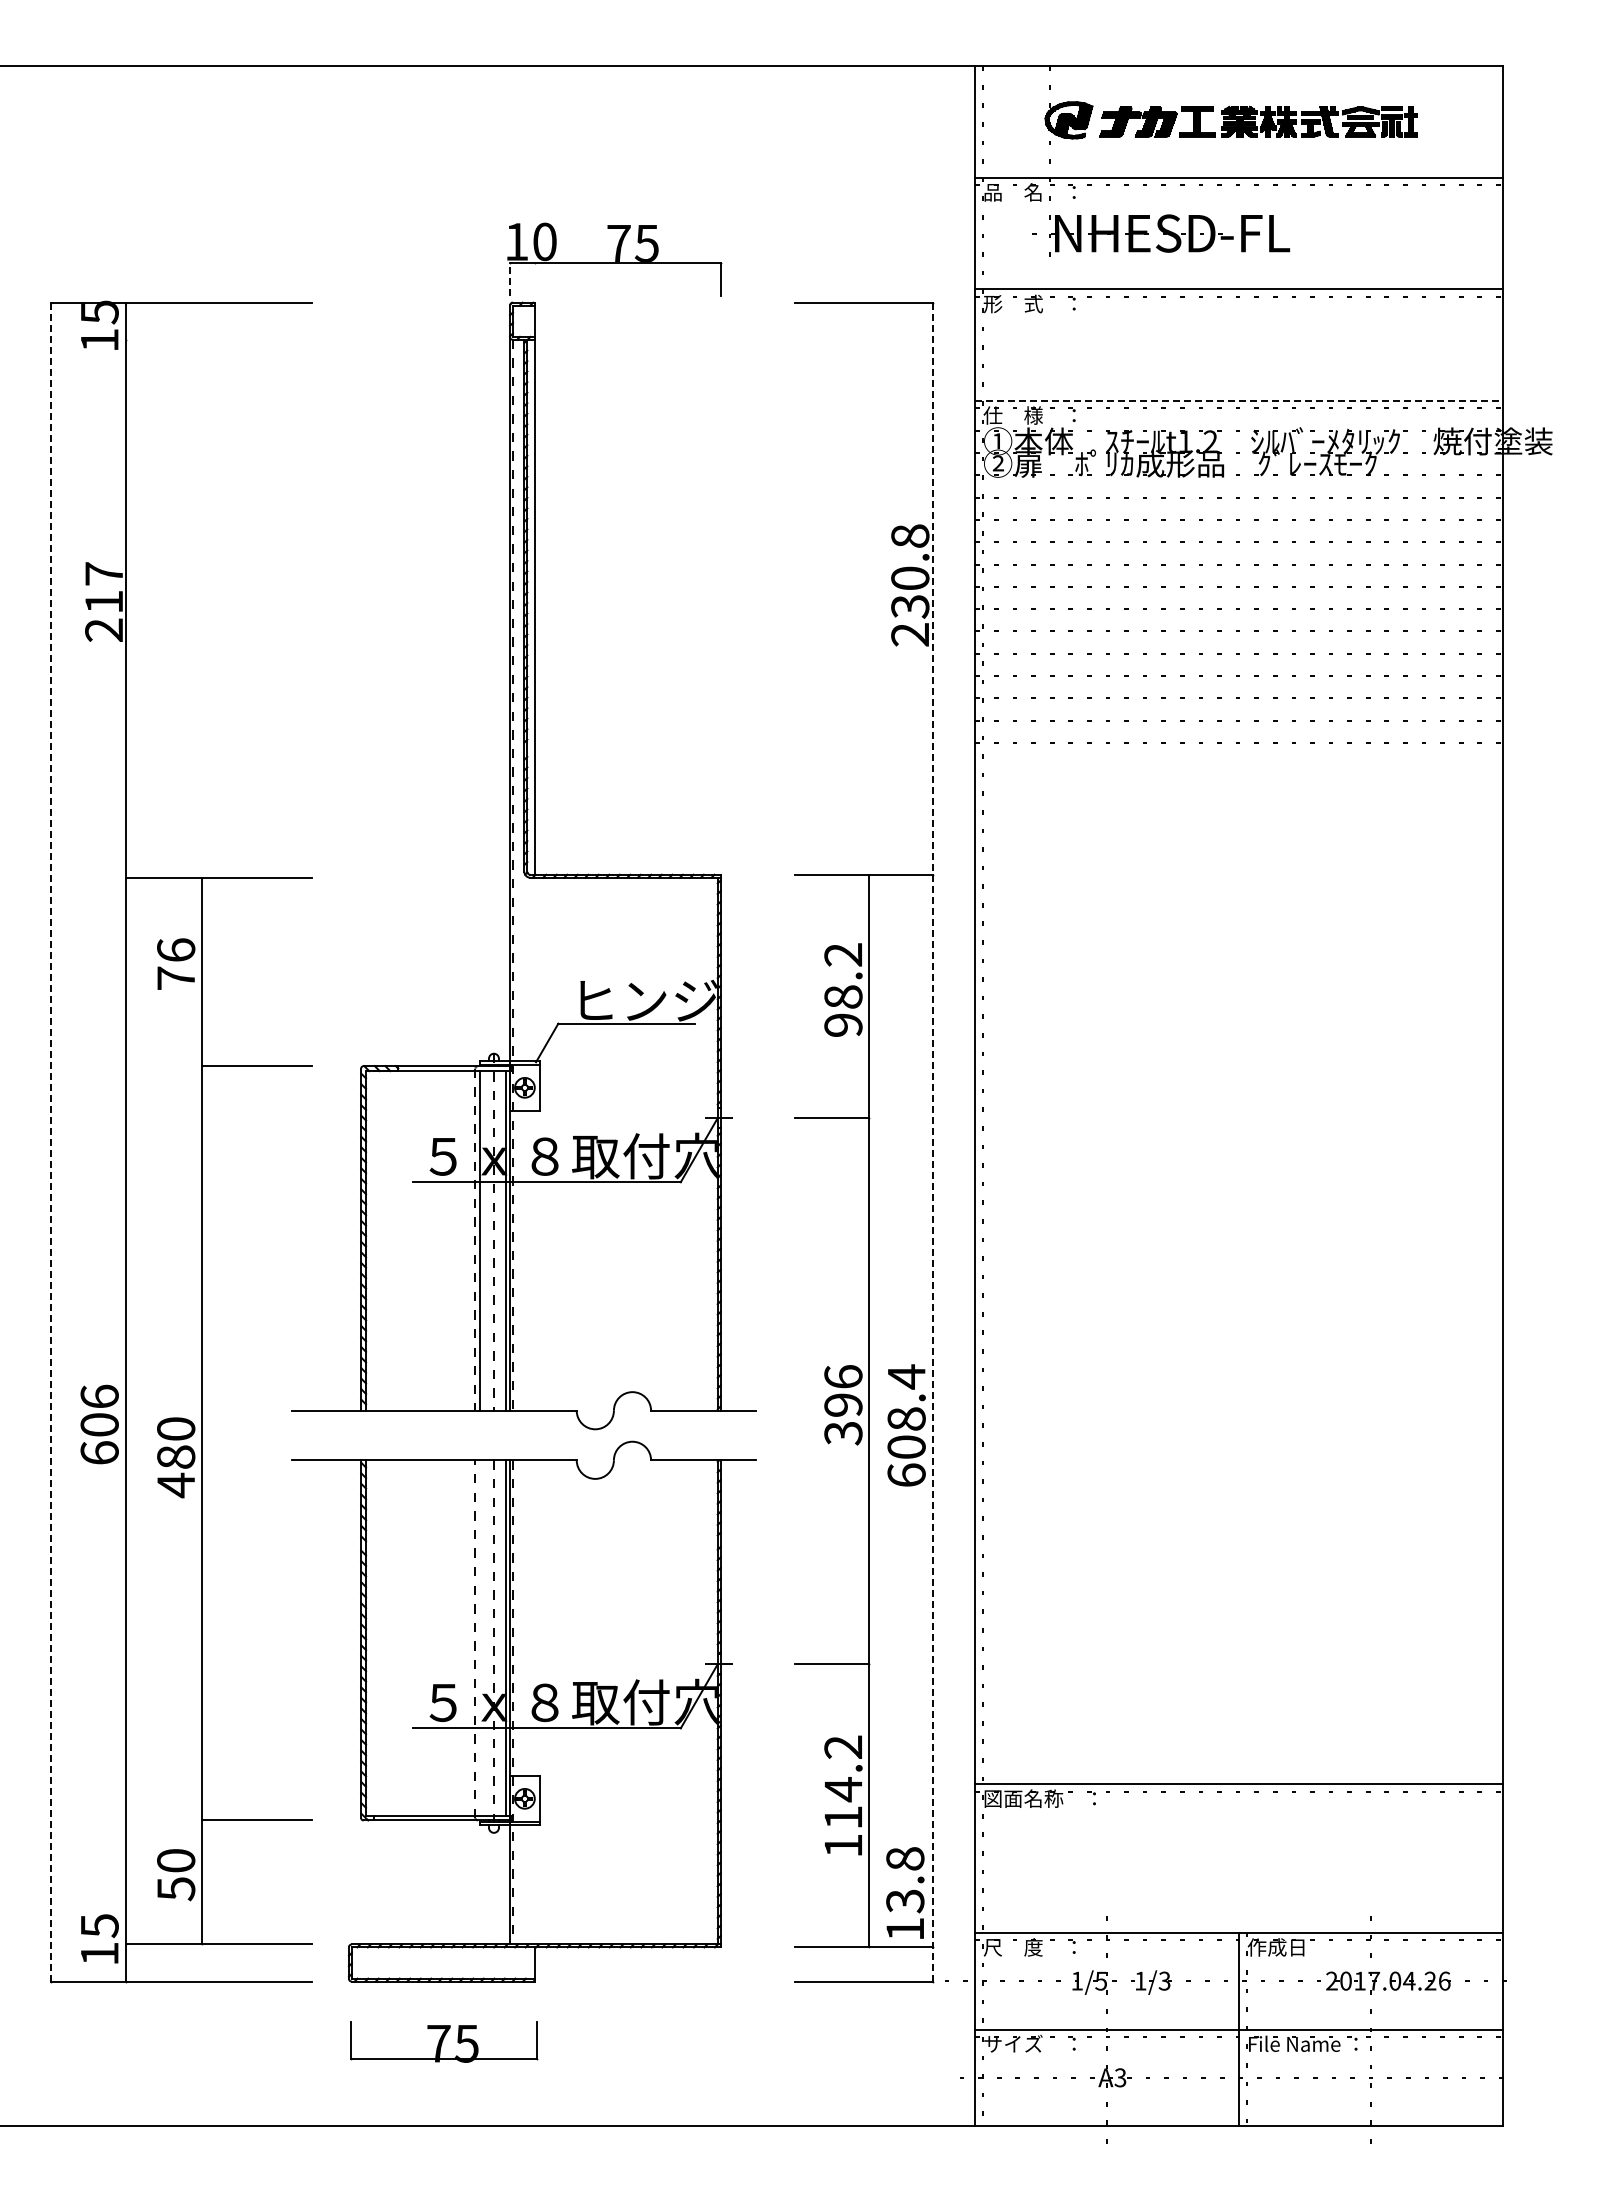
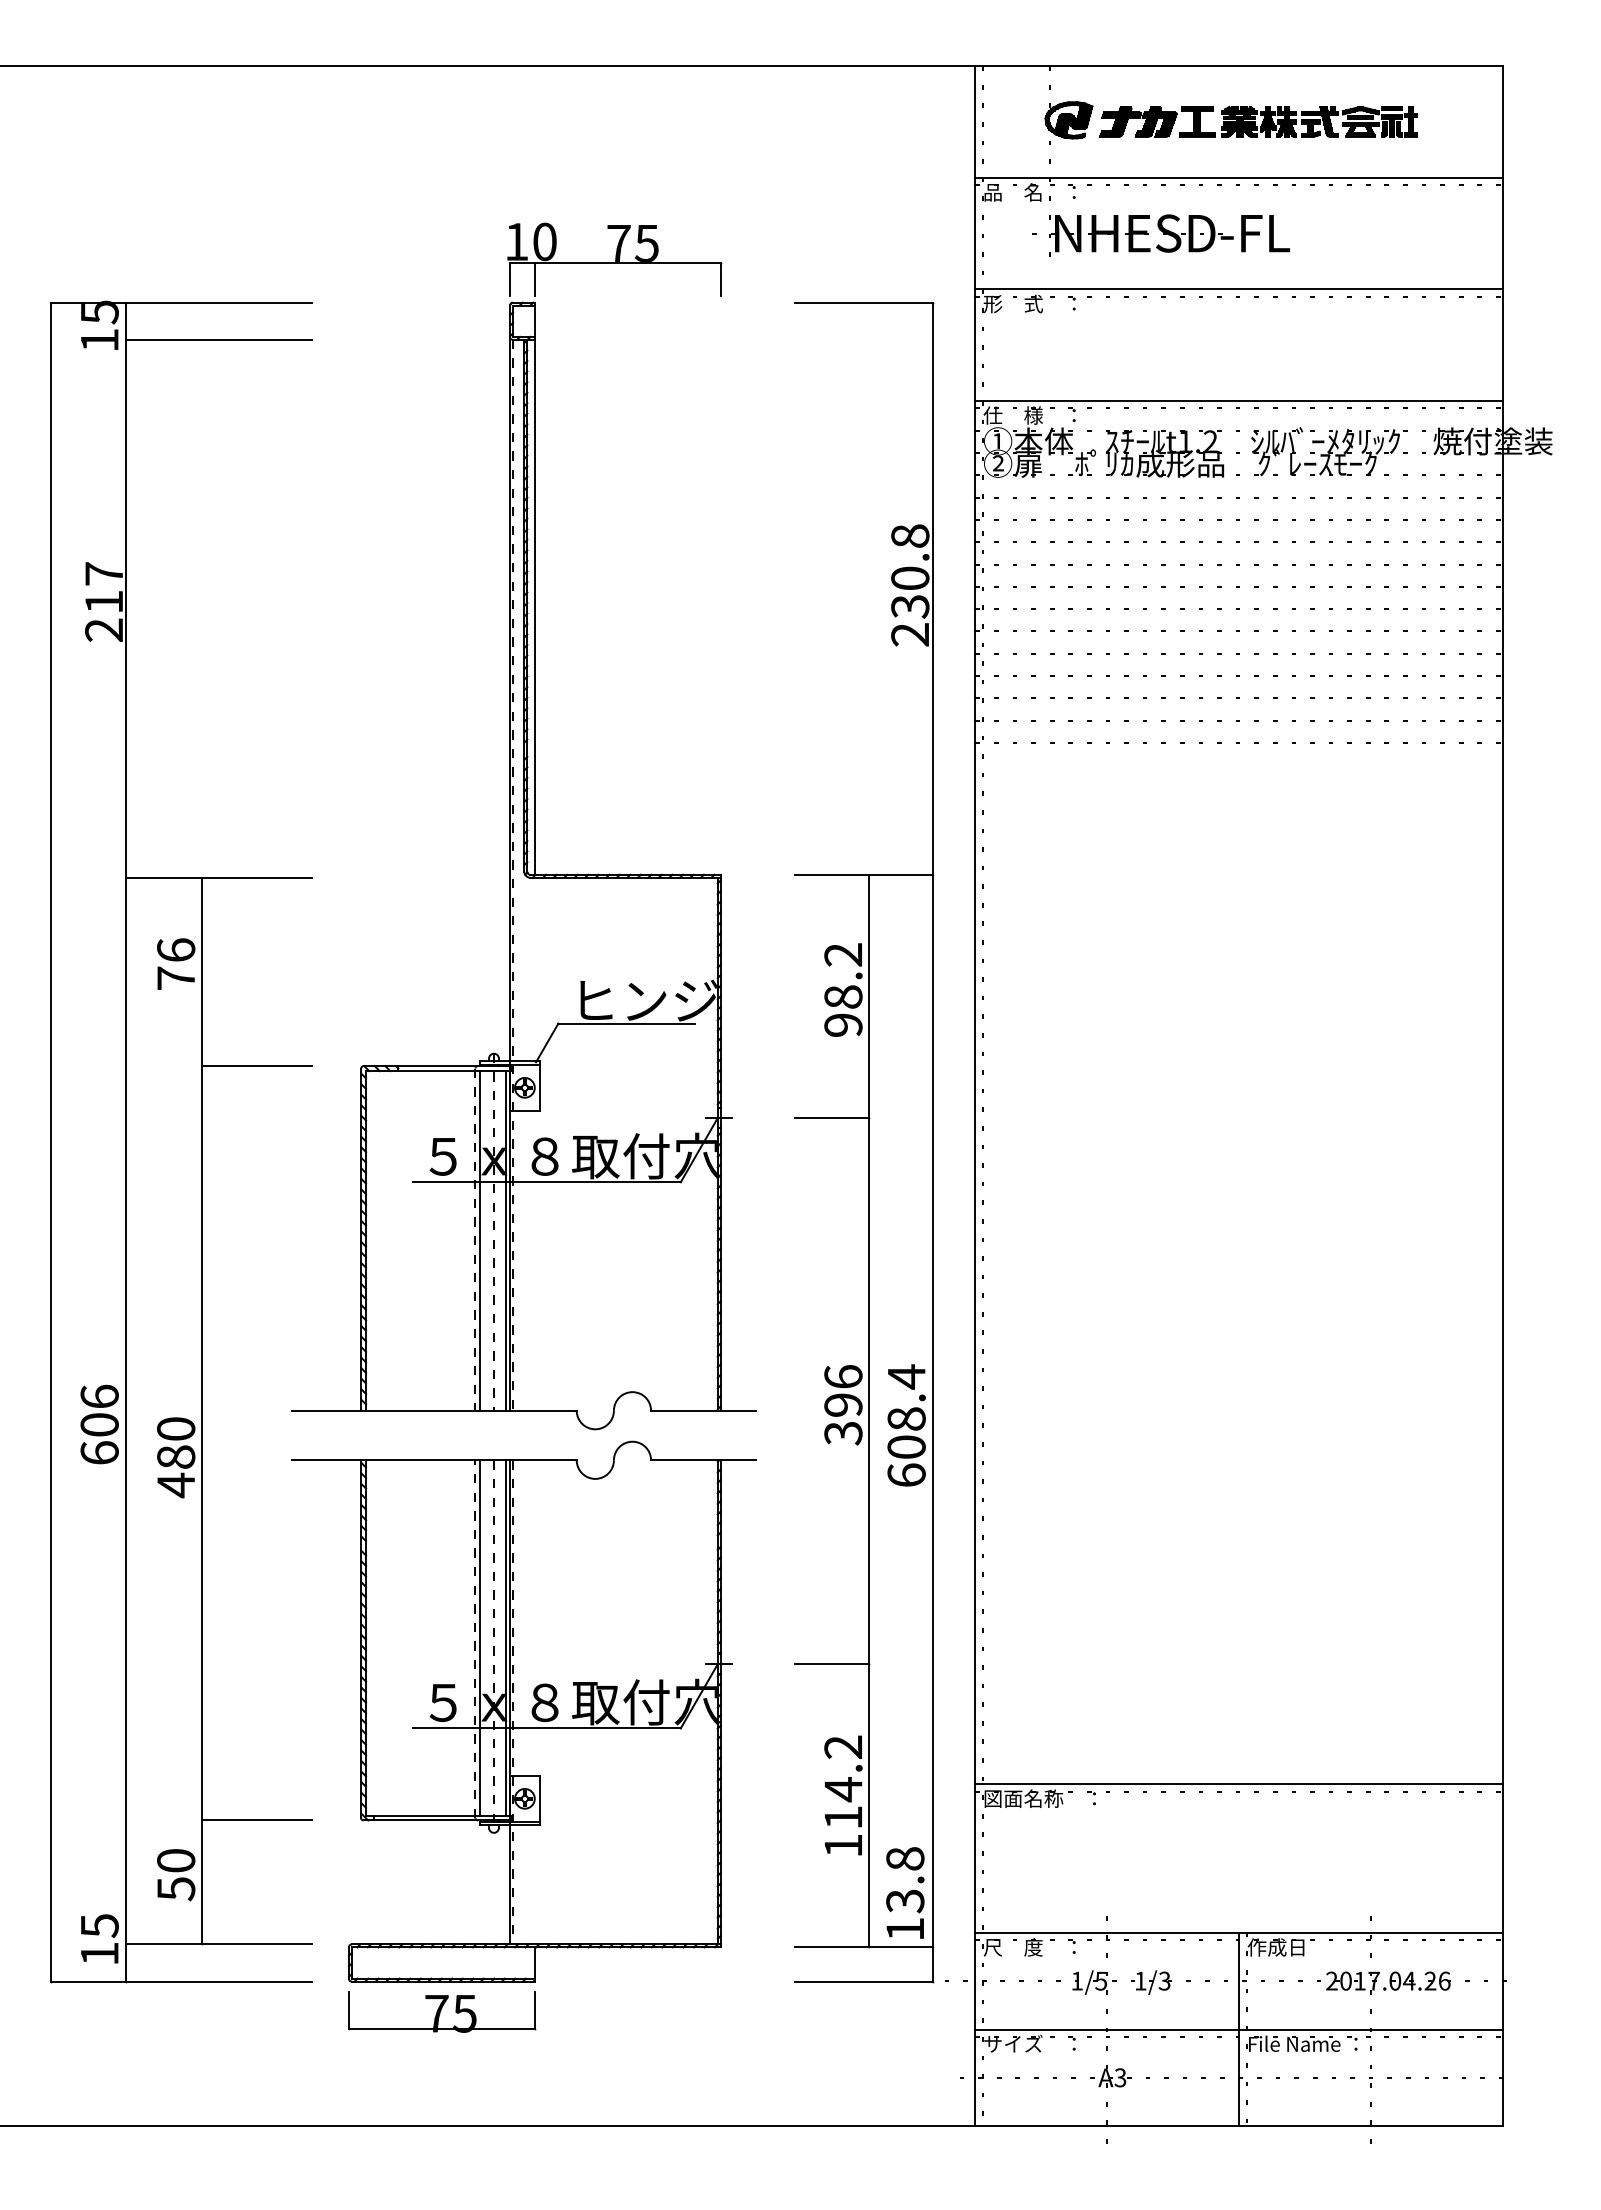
line: dashed -> solid (510, 279)
line: none -> present (534, 279)
line: none -> present (218, 339)
line: dashed -> solid (1239, 400)
line: dashed -> solid (51, 1142)
line: dashed -> solid (932, 1142)
line: none -> present (480, 1637)
part position: (444, 2041) -> (442, 2011) (442, 2011)
